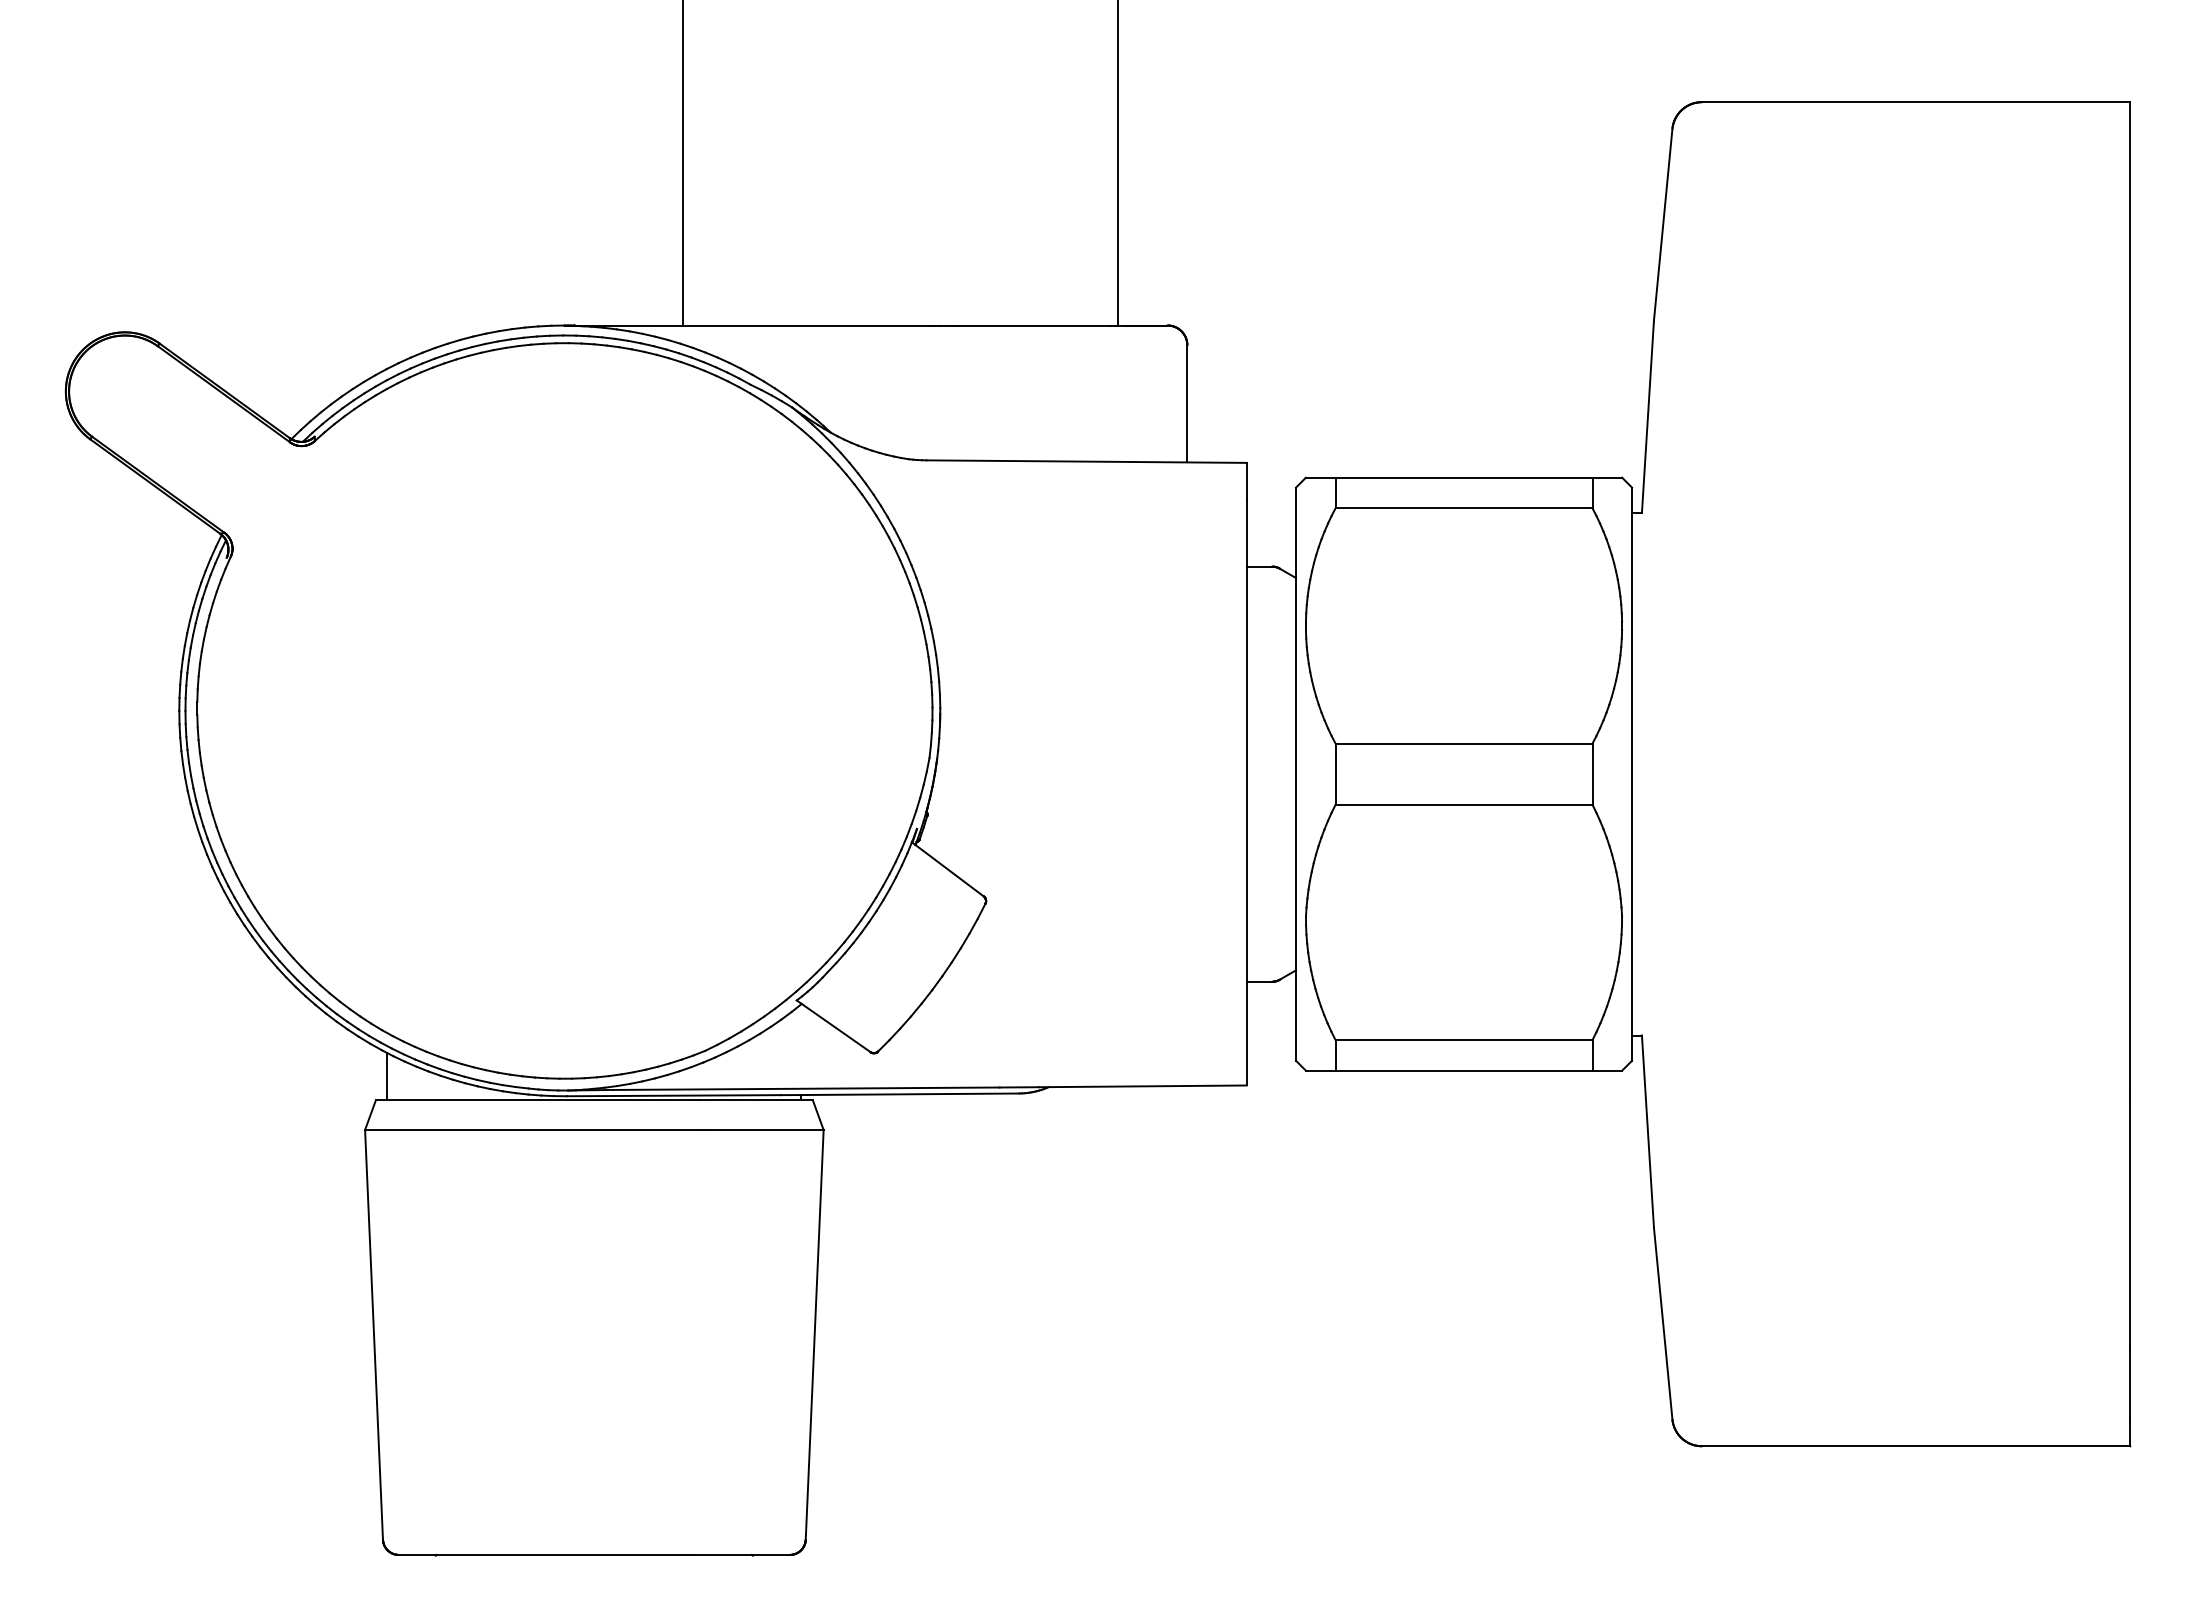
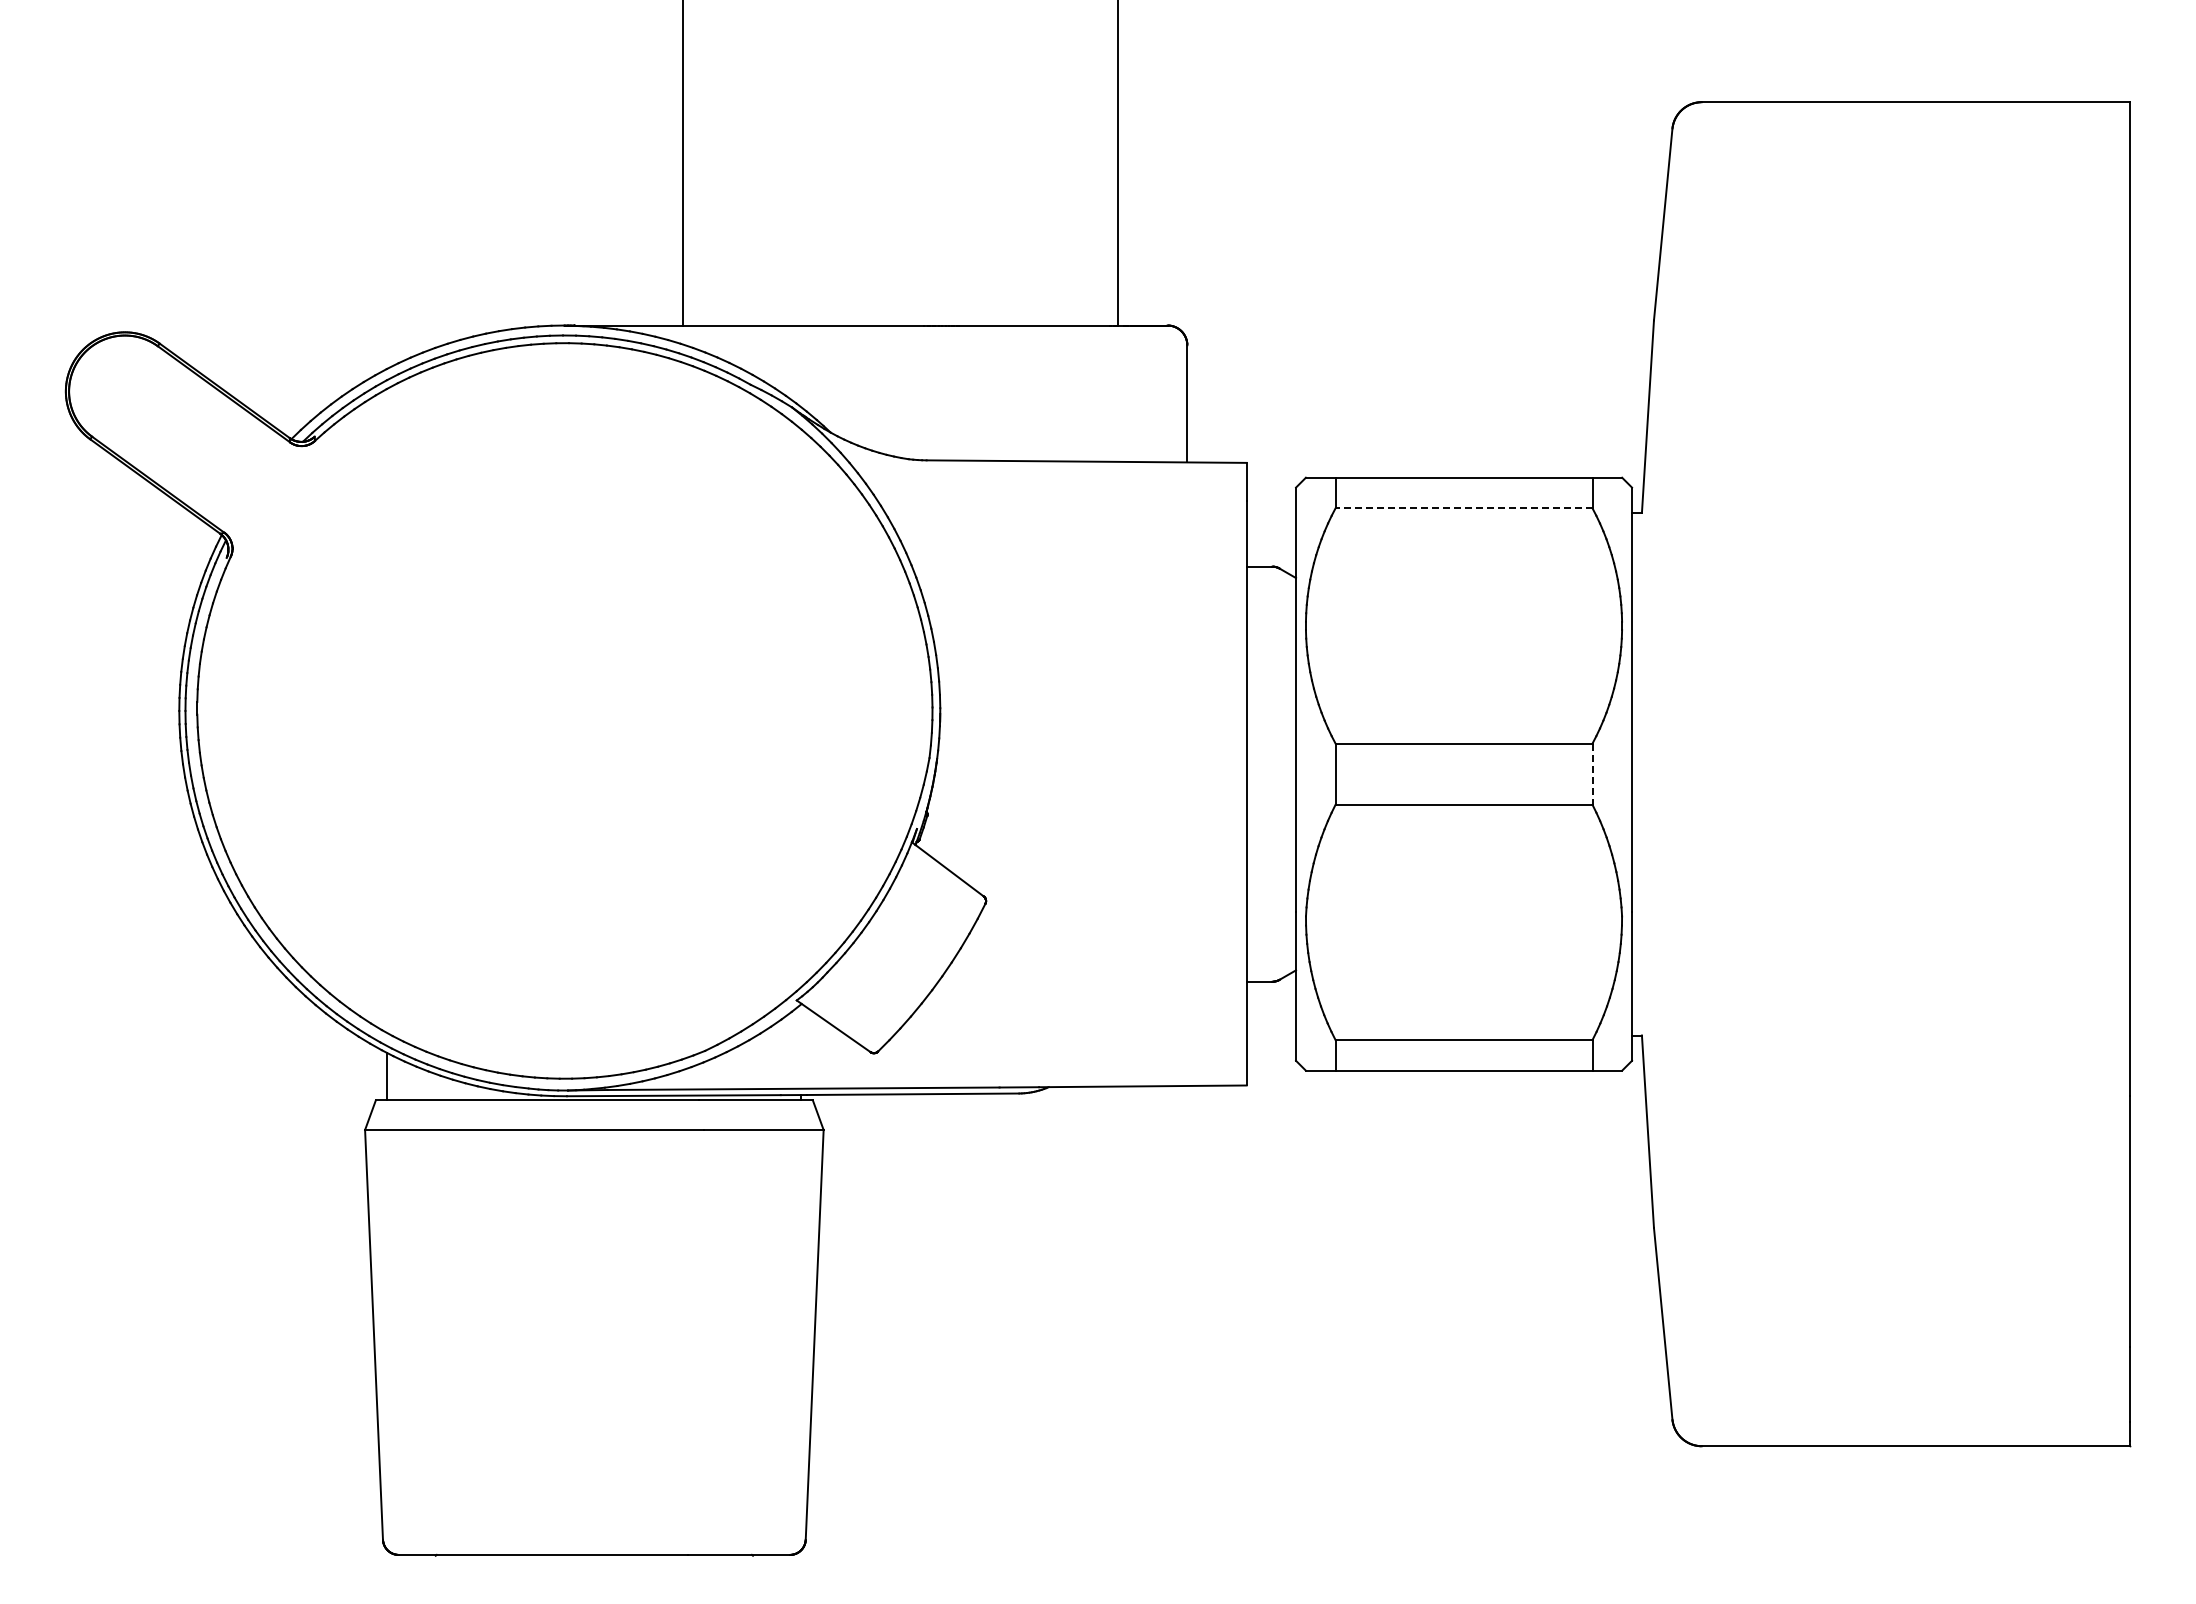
line: solid -> dashed (1463, 508)
line: solid -> dashed (1592, 774)
